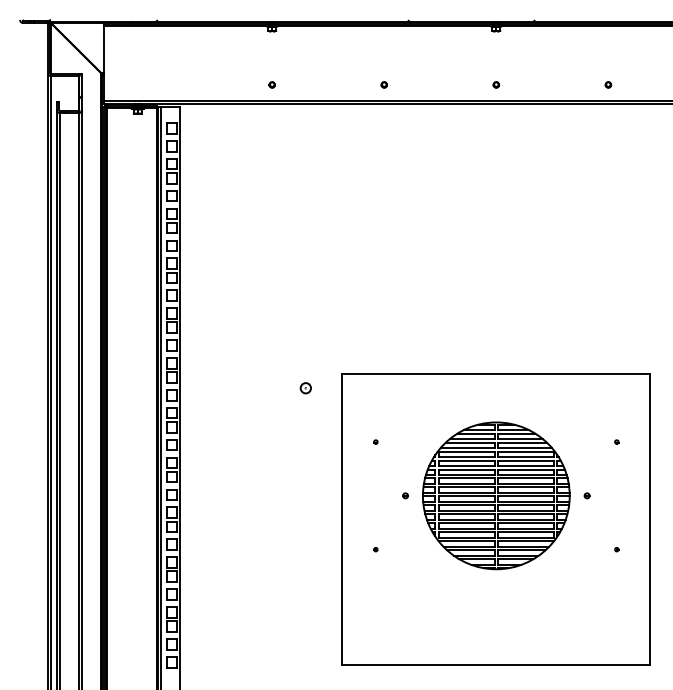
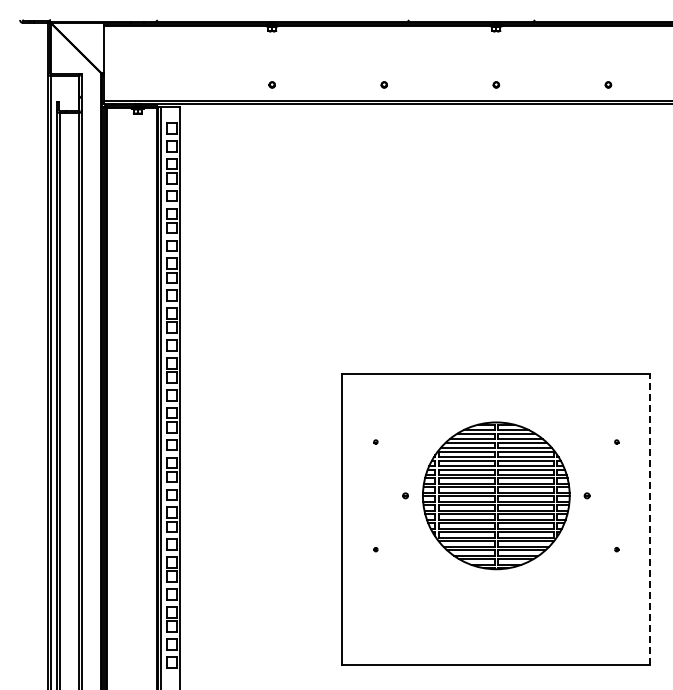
part: present -> none (305, 388)
line: solid -> dashed (650, 519)
